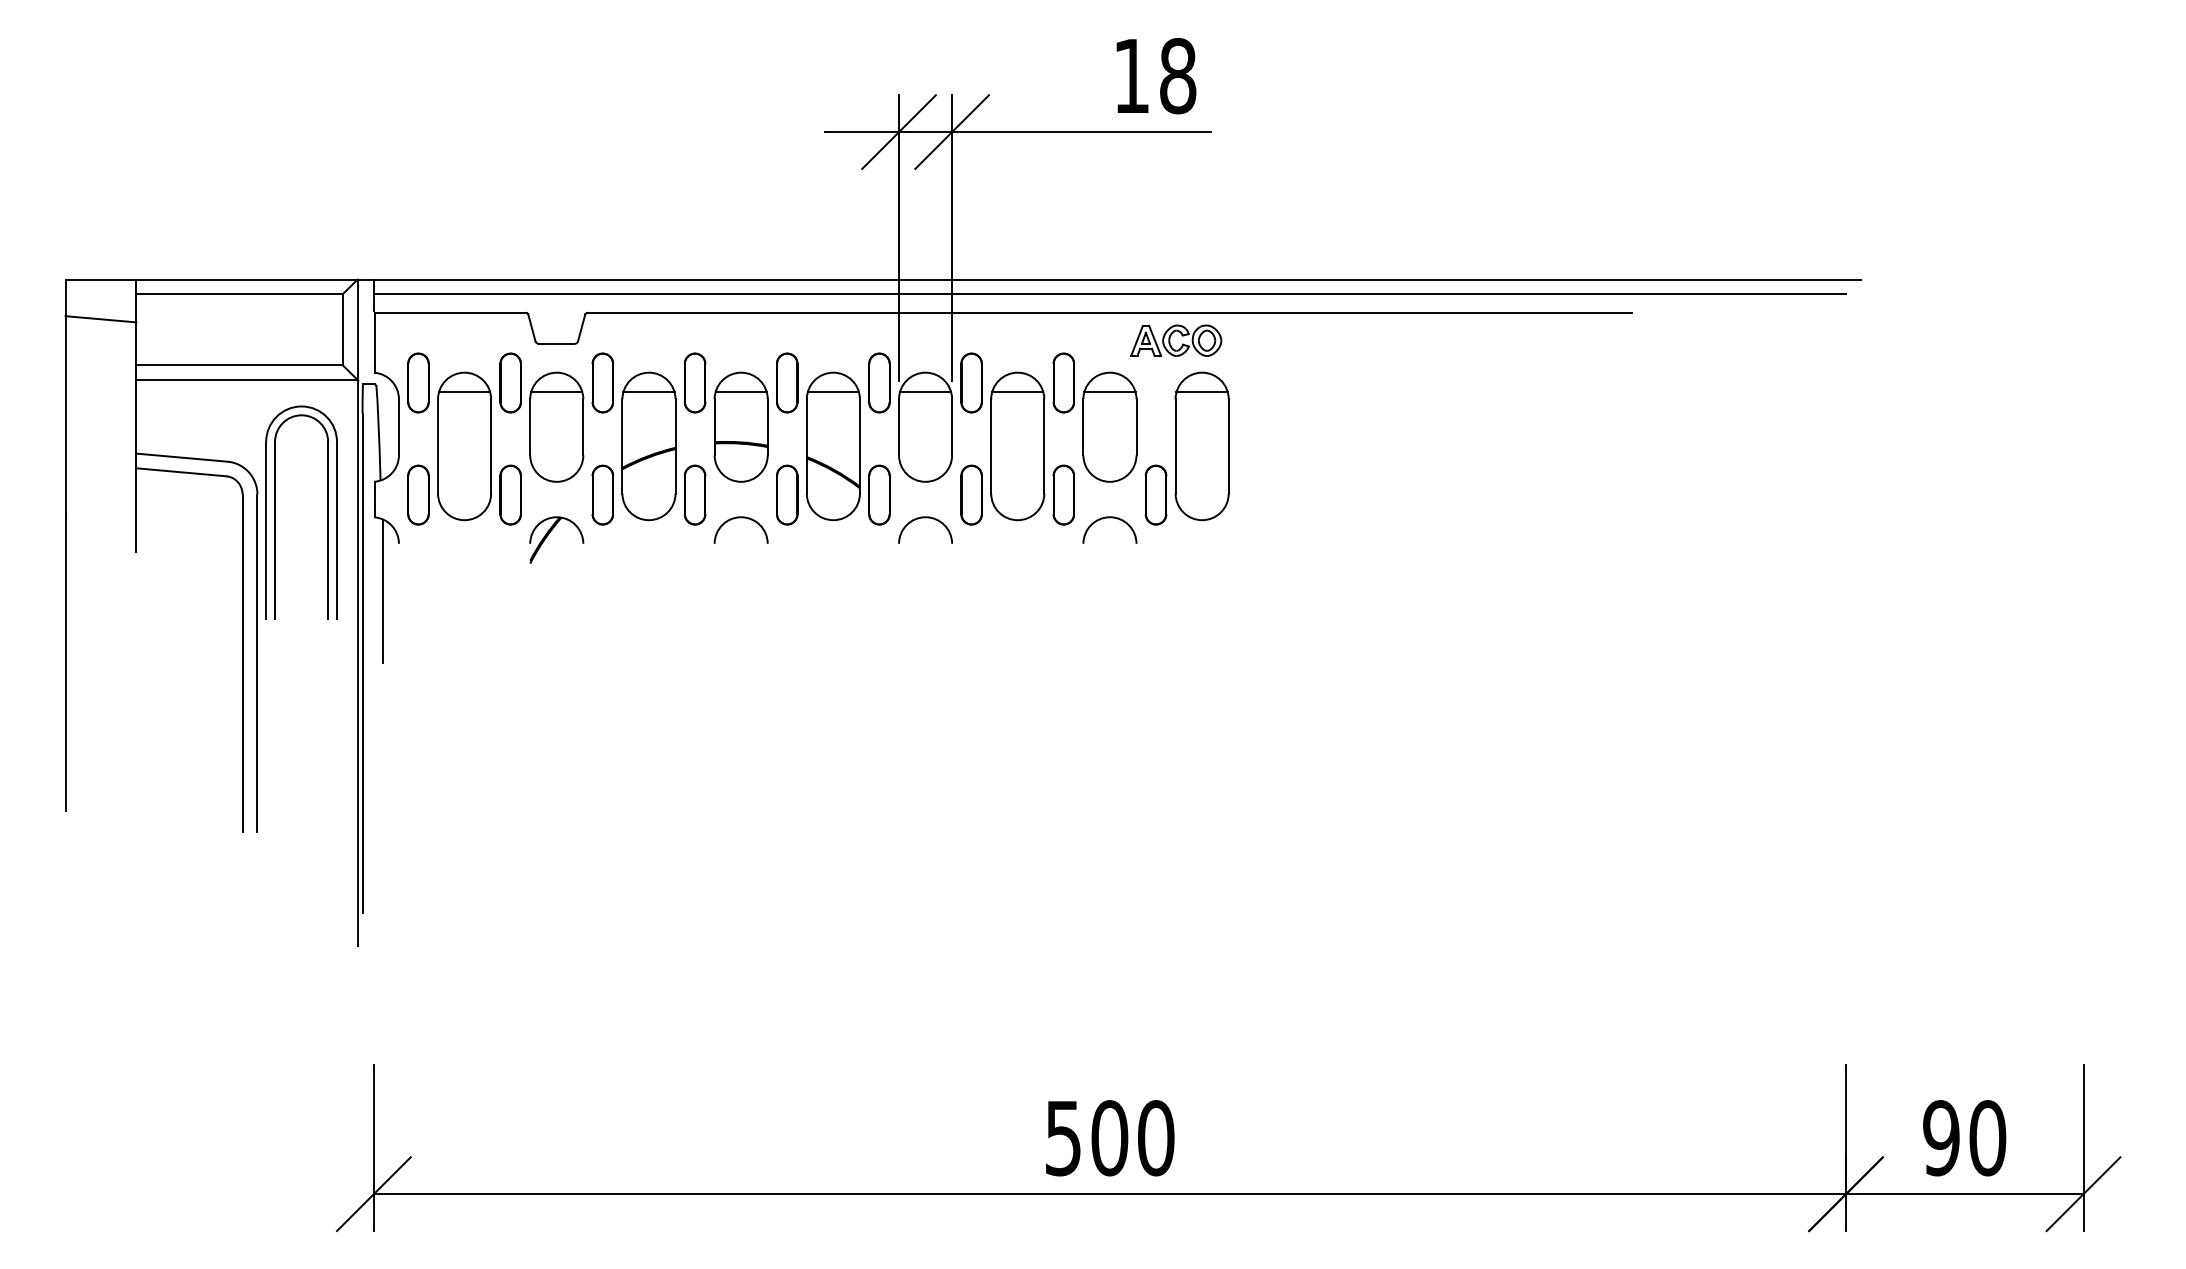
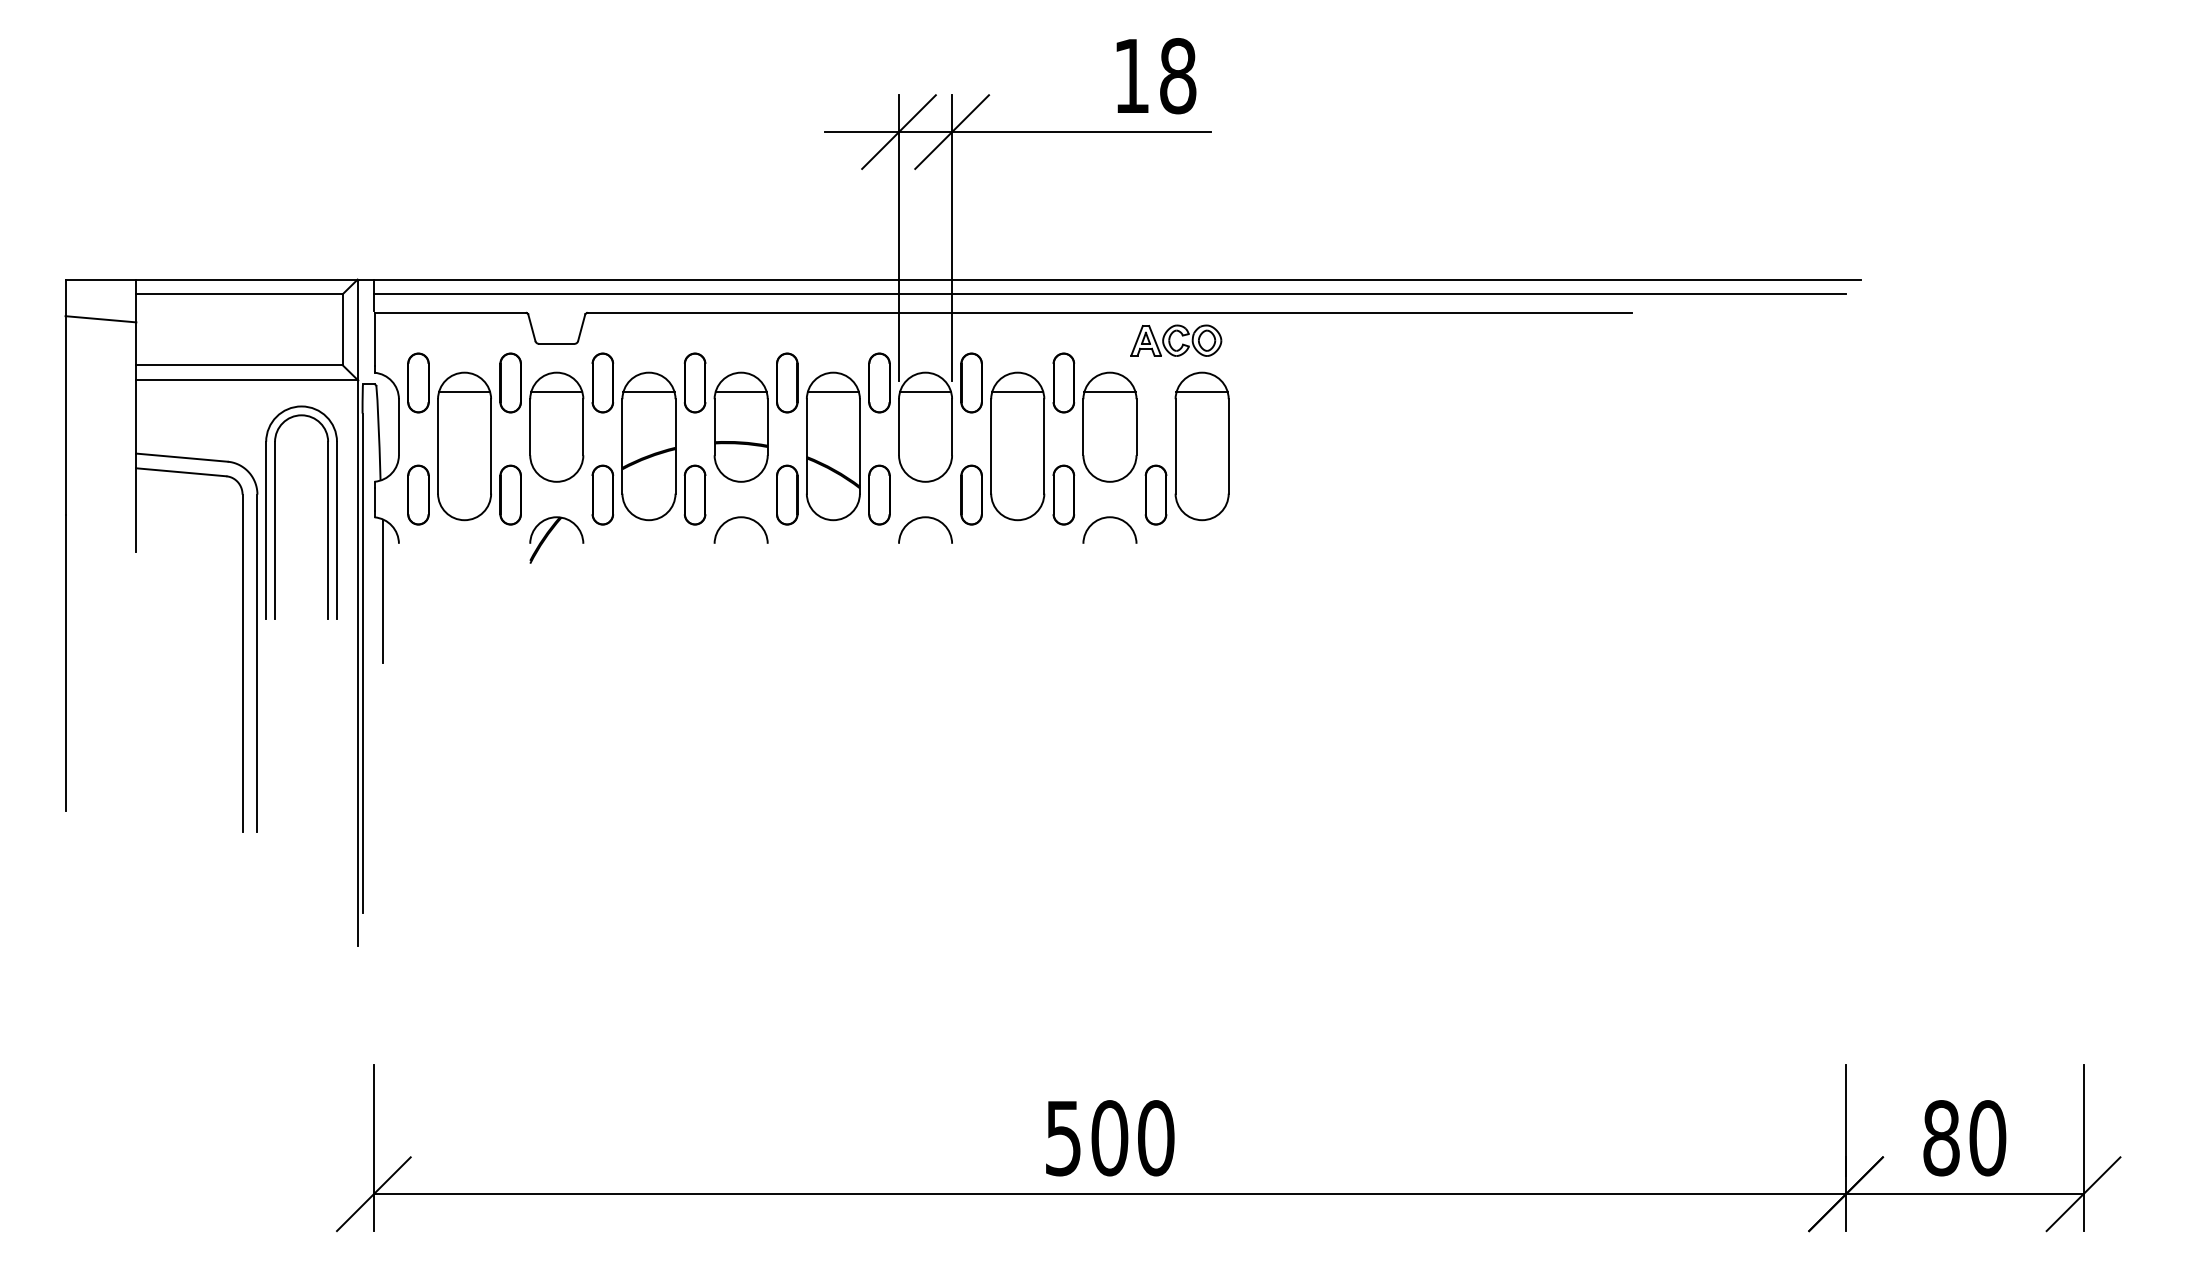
text: 90 -> 80 (1941, 1138)
